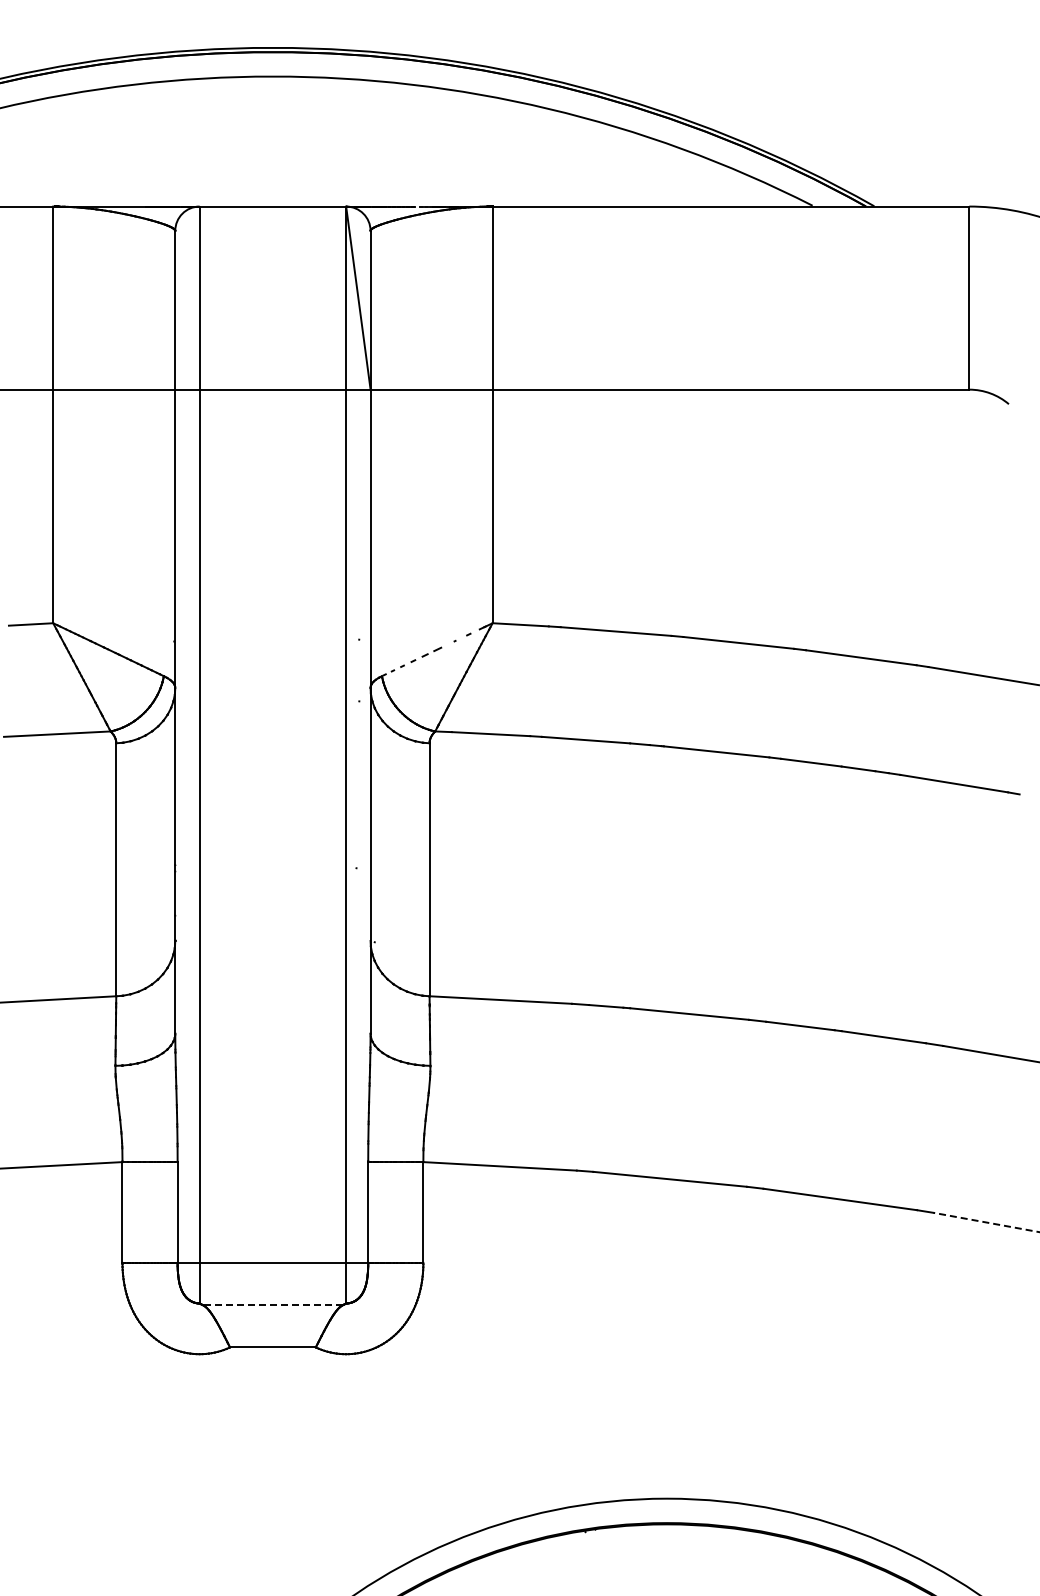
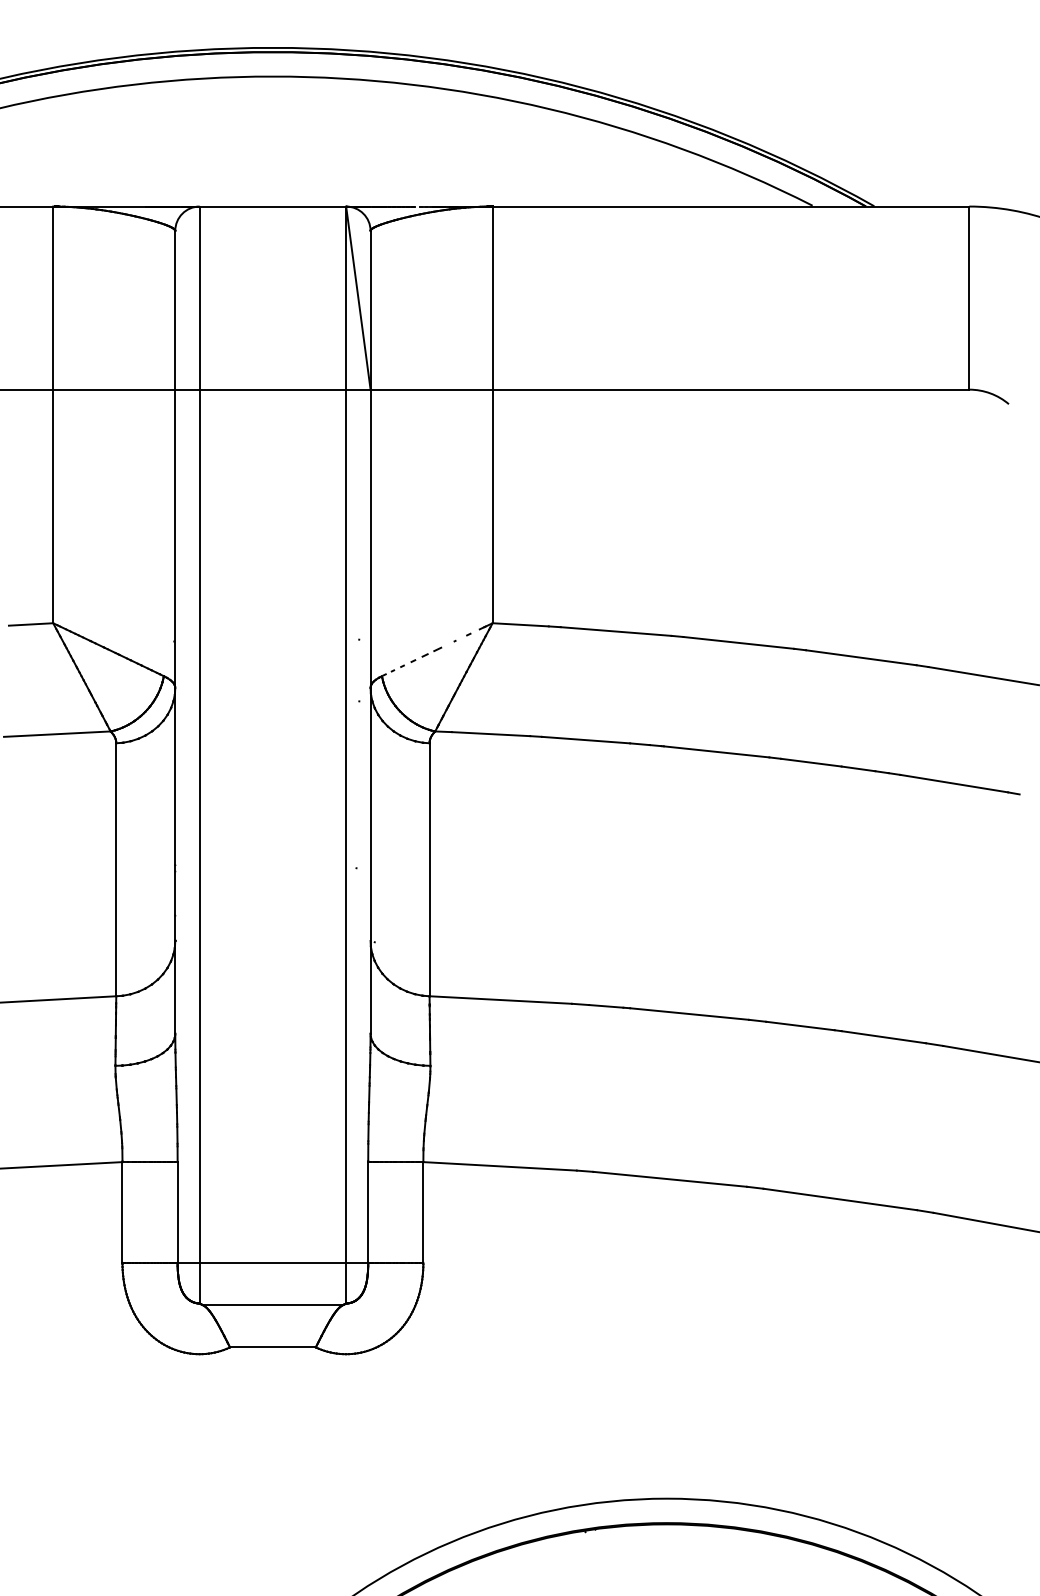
line: dashed -> solid (986, 1222)
line: dashed -> solid (272, 1305)
